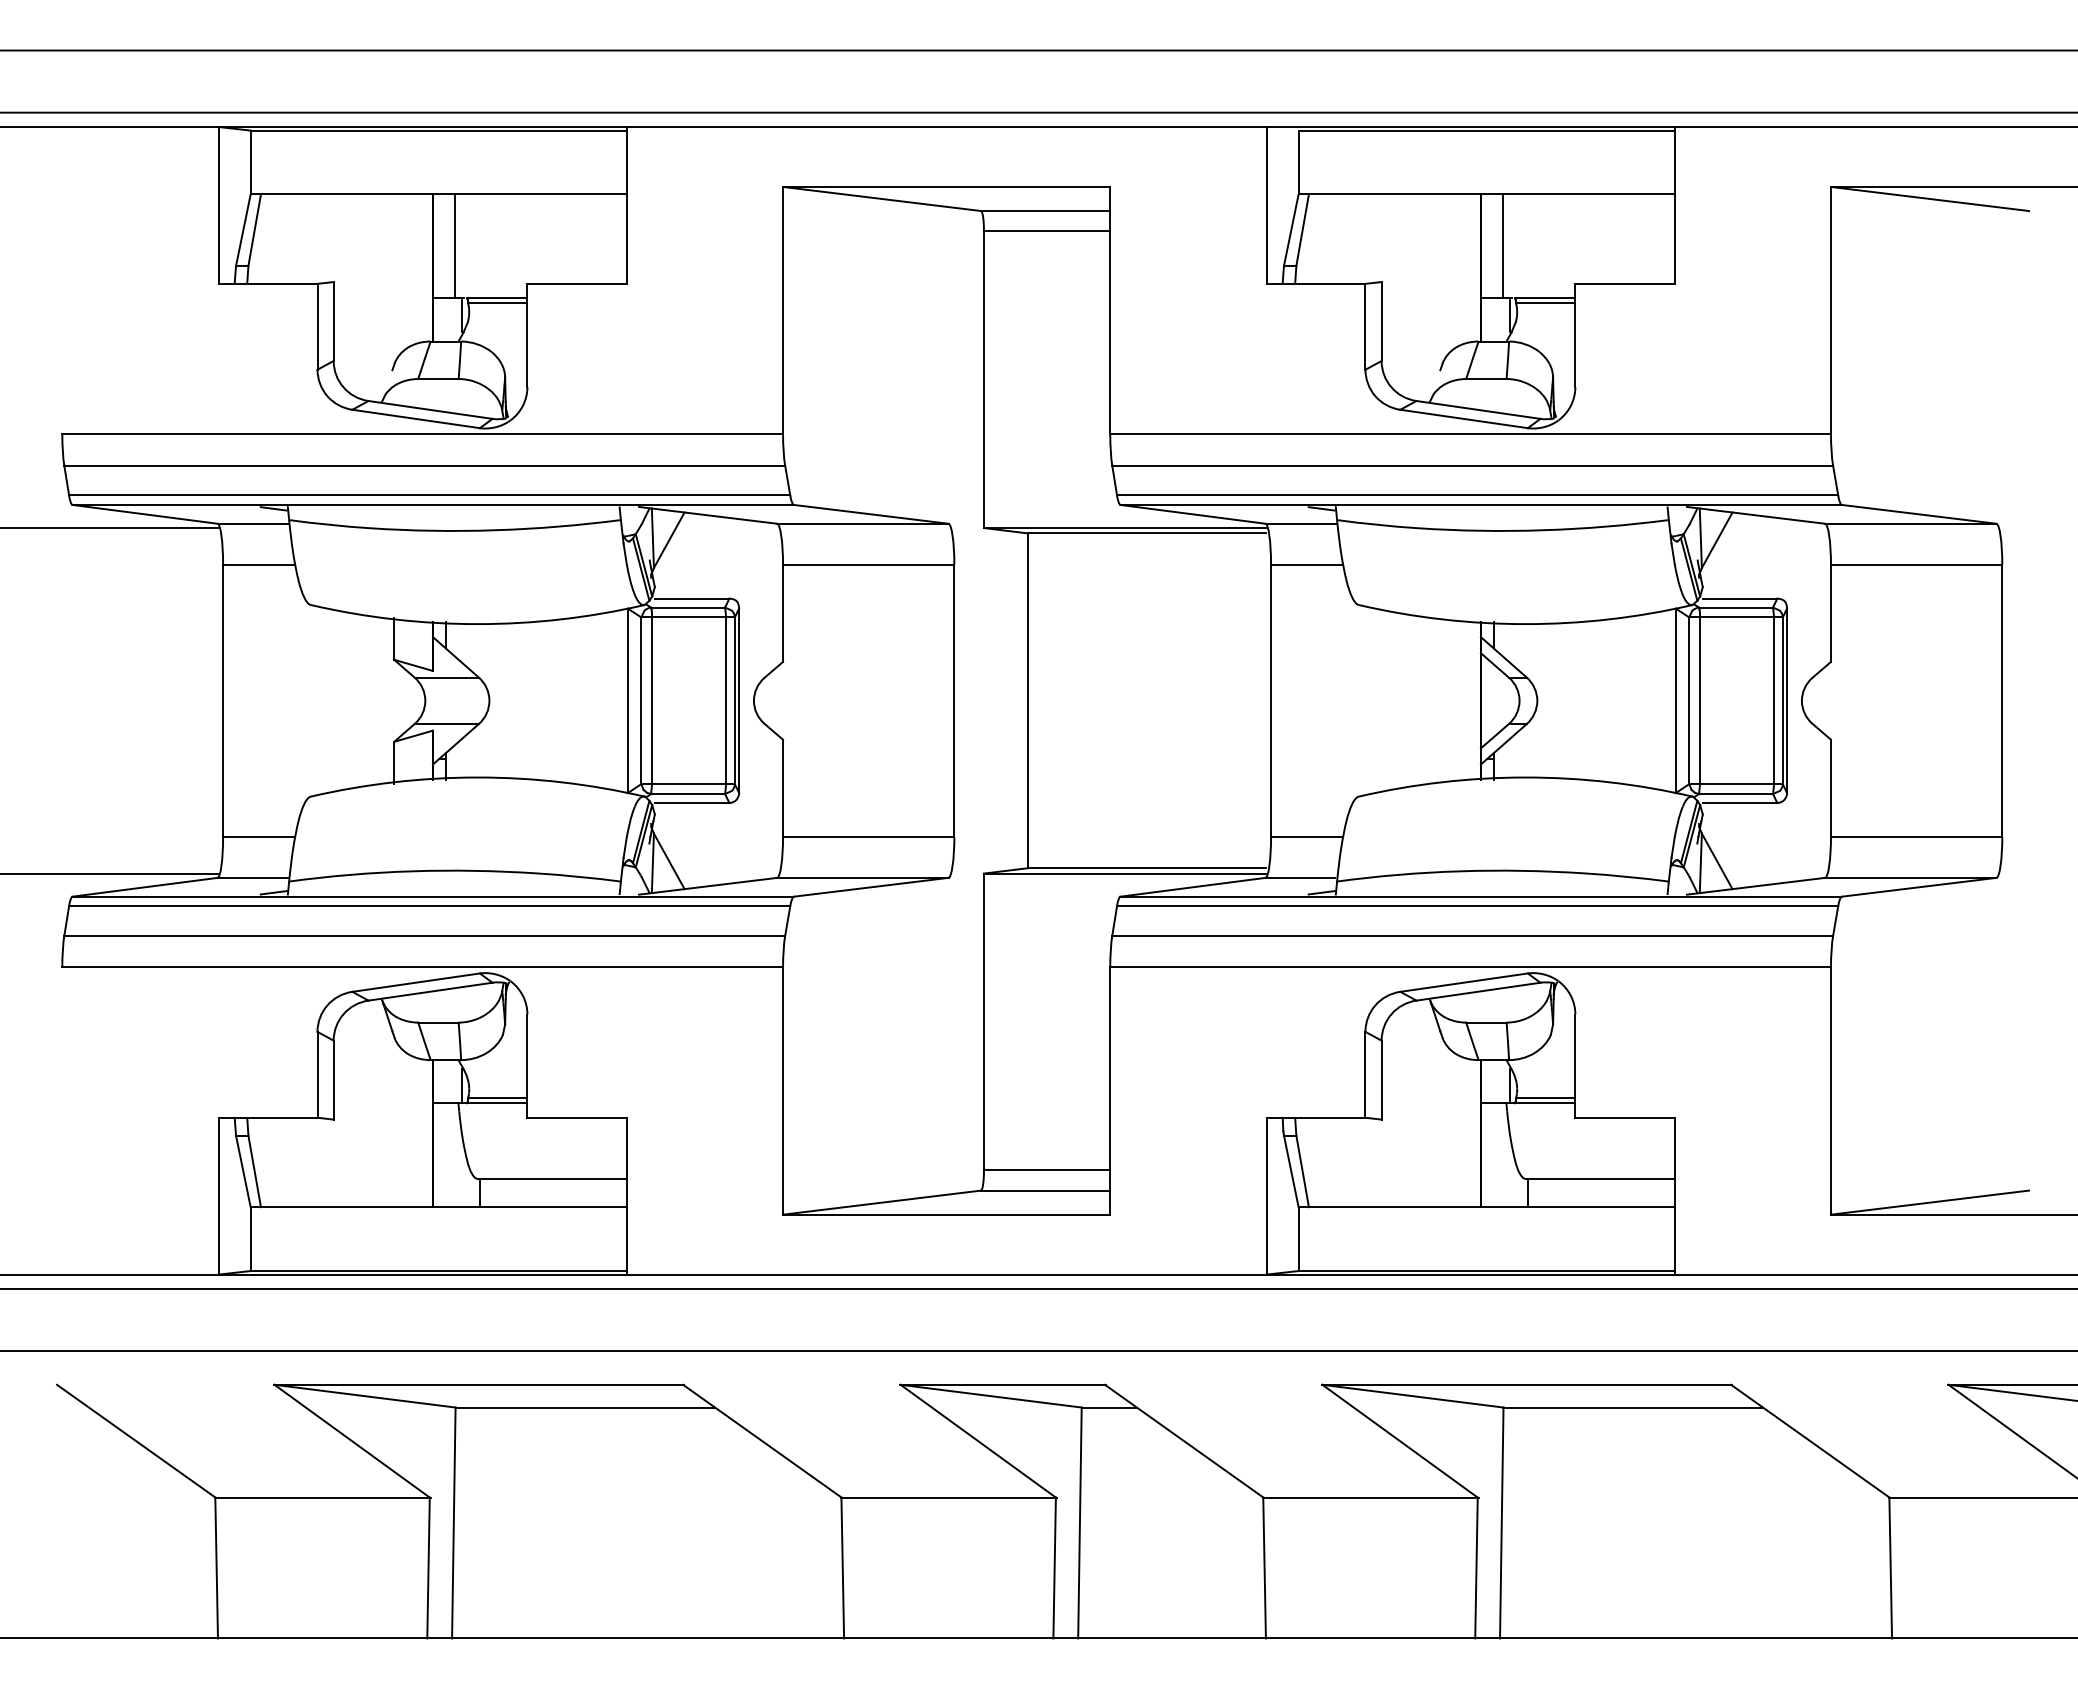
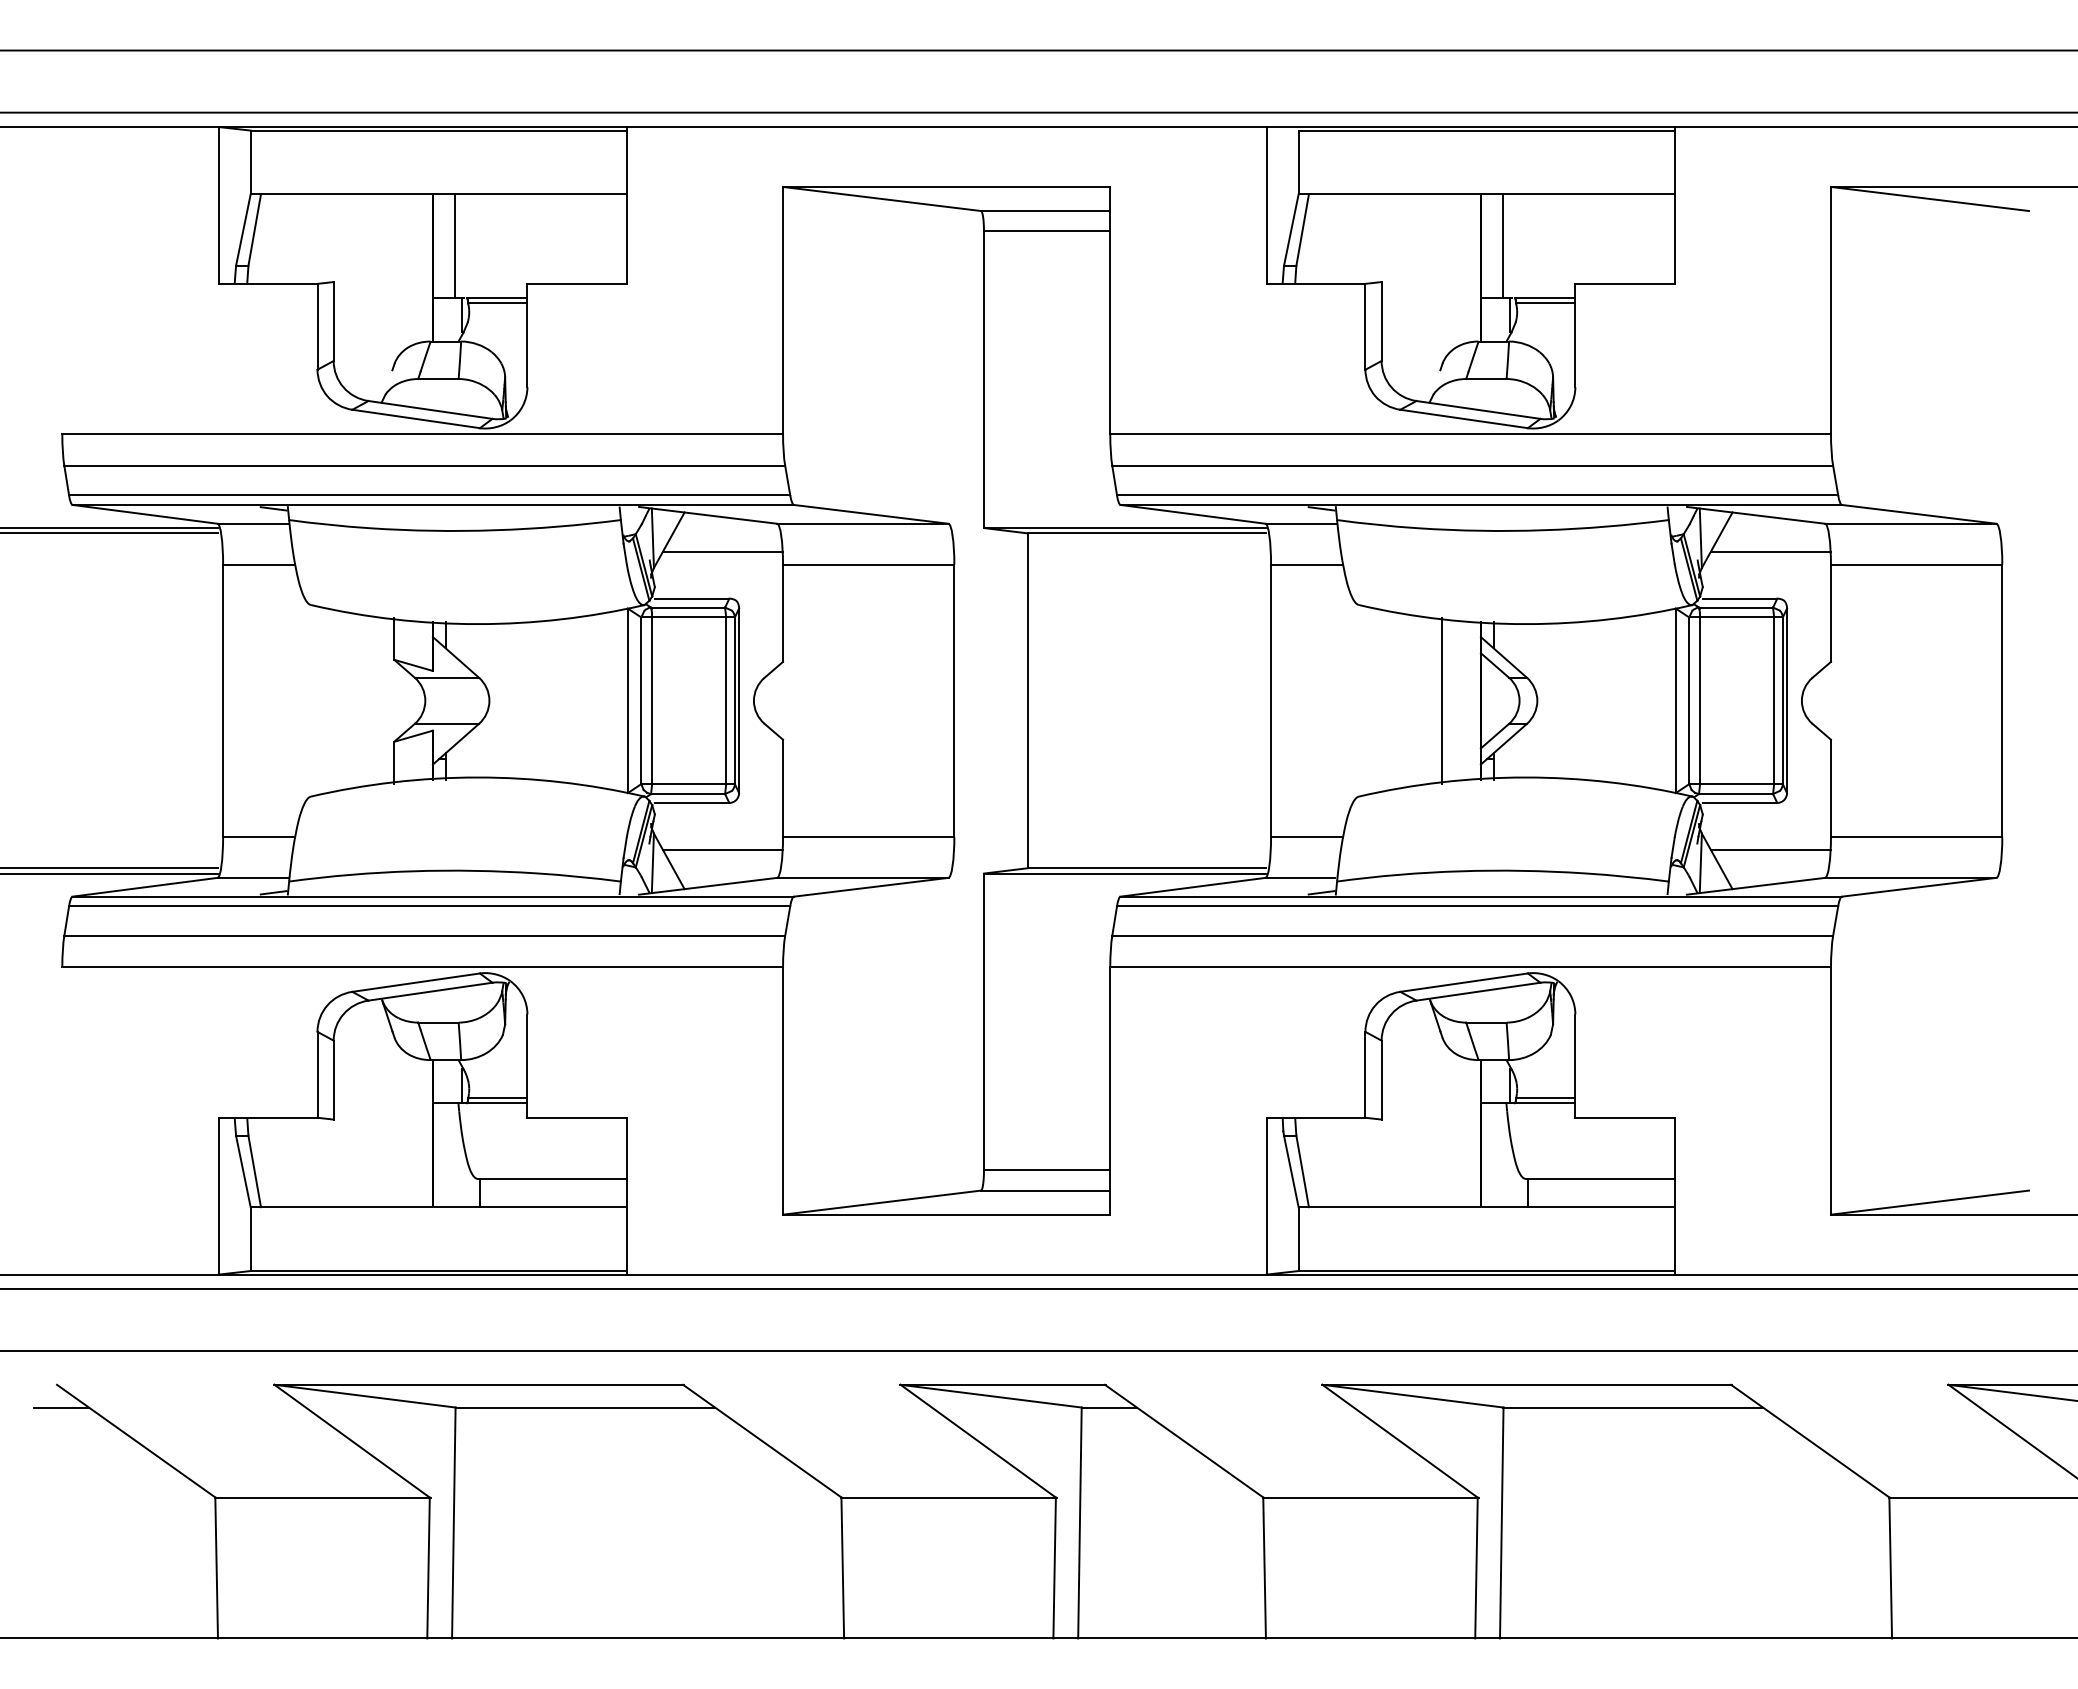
line: none -> present (109, 533)
line: none -> present (722, 551)
line: none -> present (1770, 551)
line: none -> present (1442, 700)
line: none -> present (722, 849)
line: none -> present (1770, 849)
line: none -> present (109, 868)
line: none -> present (60, 1407)
